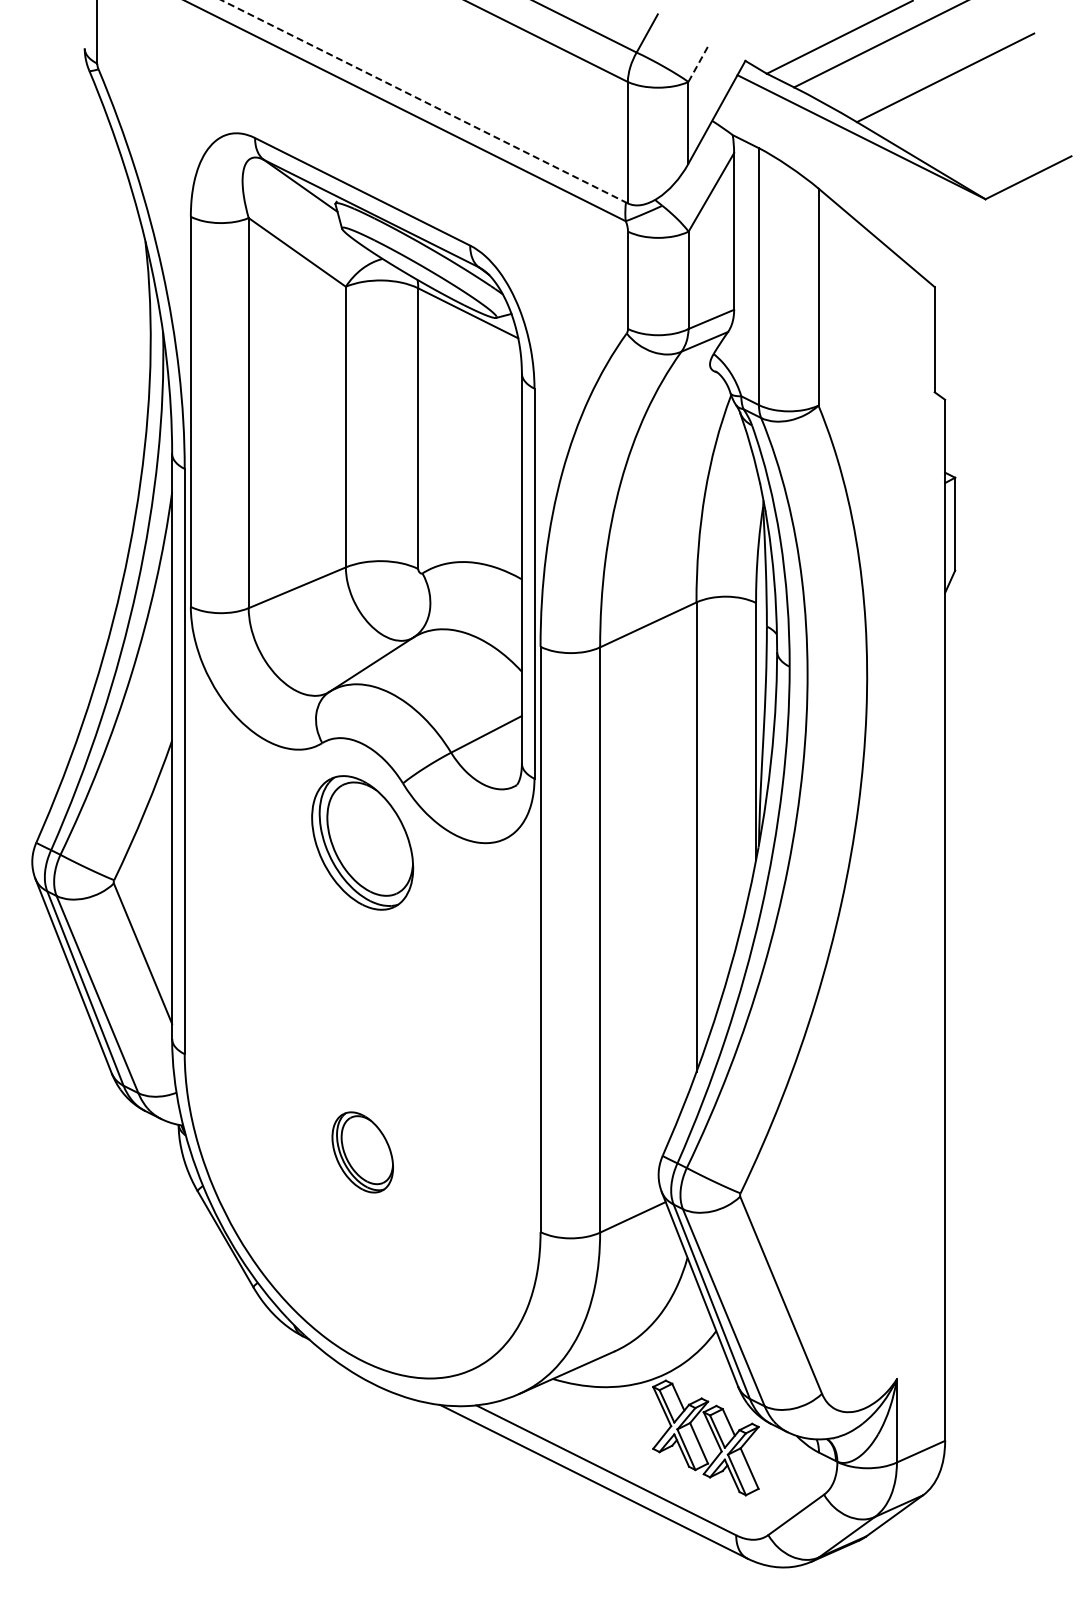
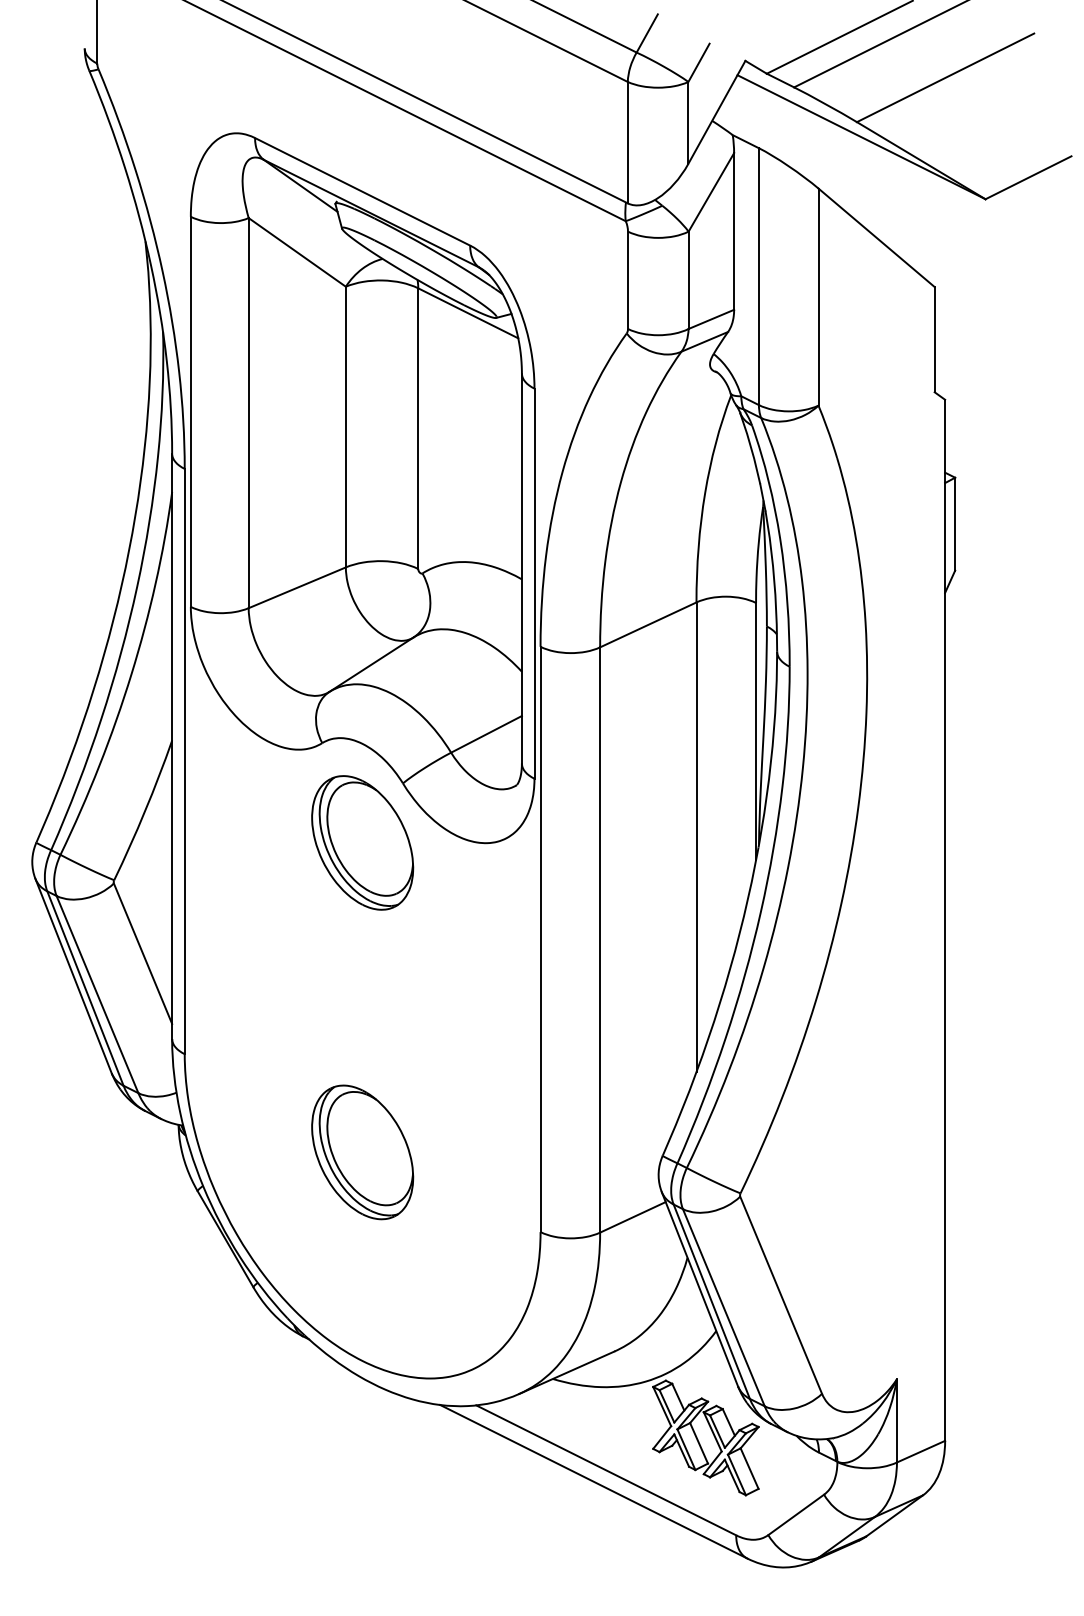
line: dashed -> solid (699, 62)
line: dashed -> solid (424, 101)
part size: 63x83 px -> 104x137 px (362, 1152)
